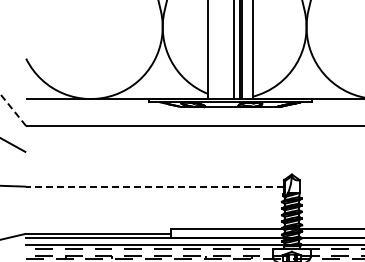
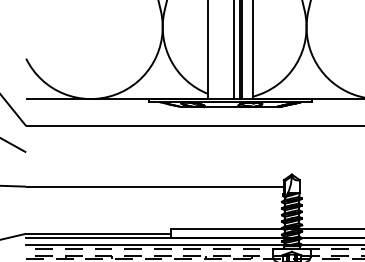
line: dashed -> solid (13, 109)
line: dashed -> solid (155, 186)
